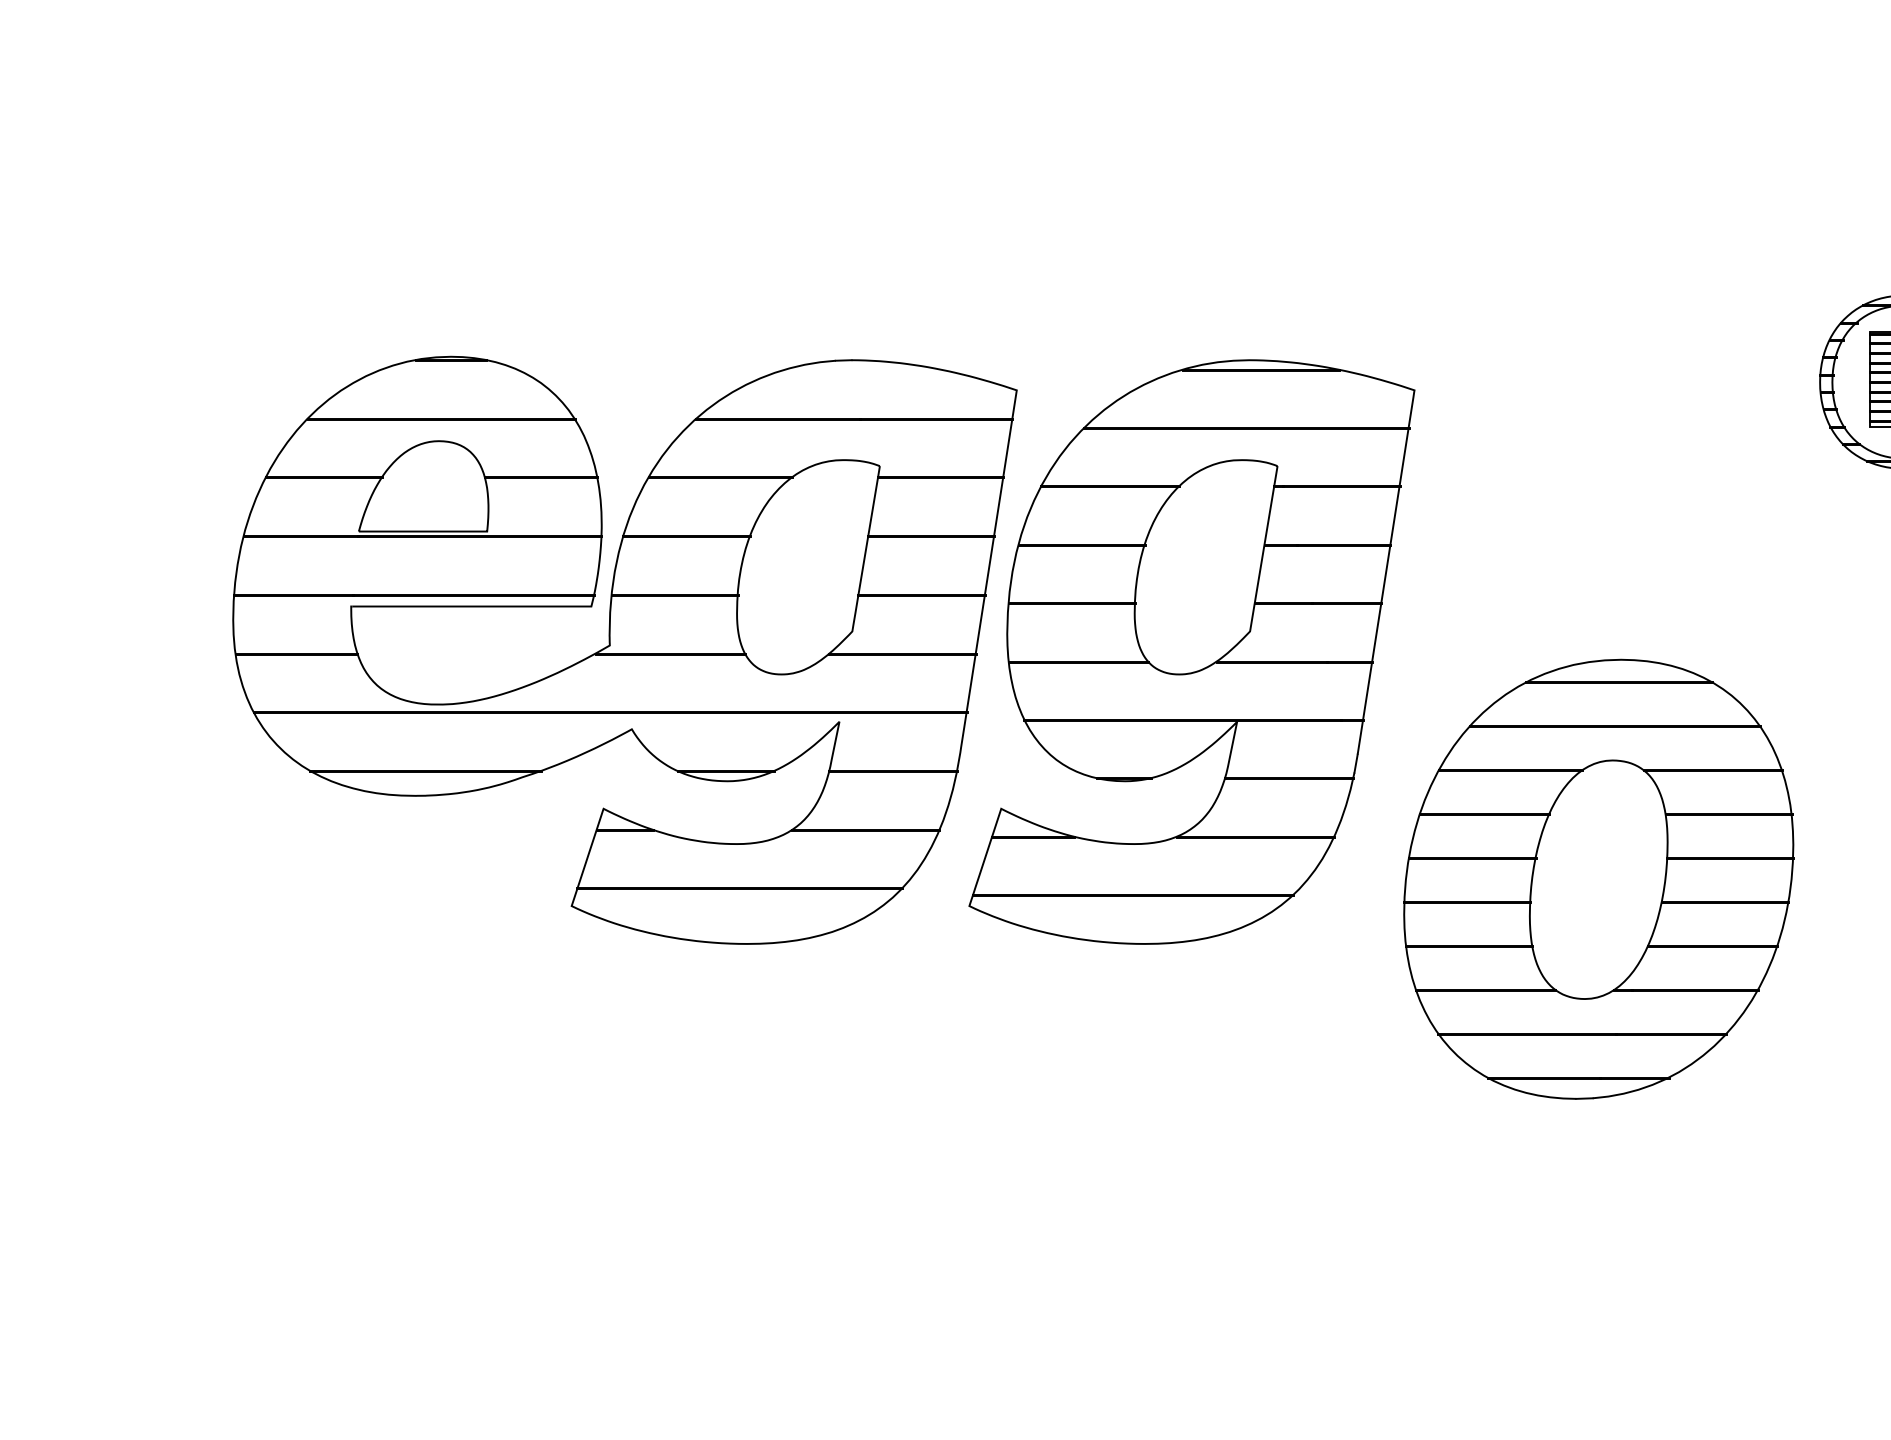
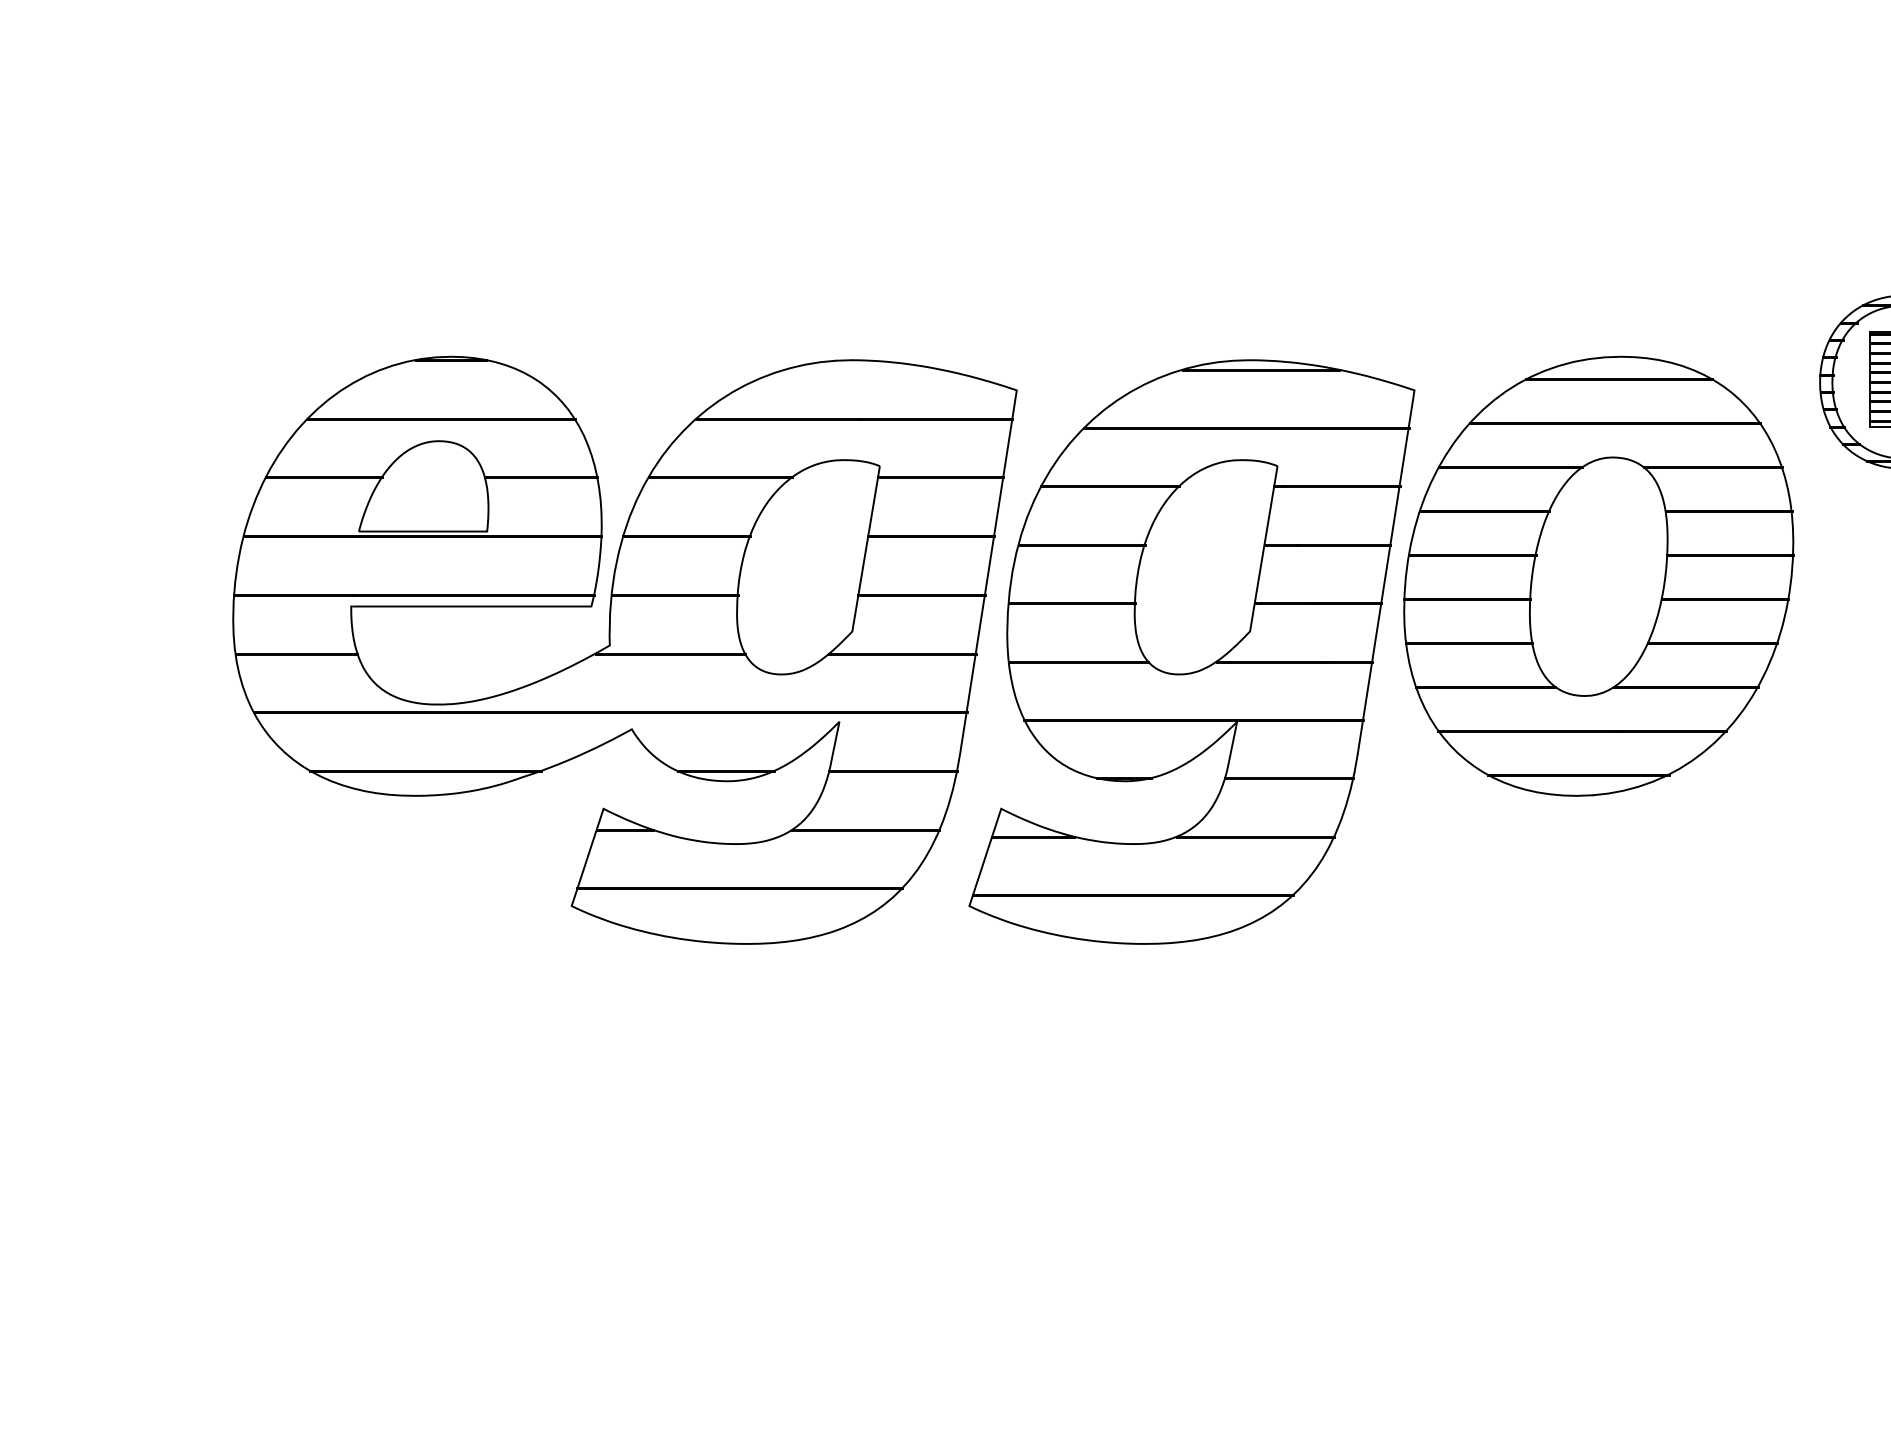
part position: (1598, 878) -> (1598, 575) (1598, 575)
